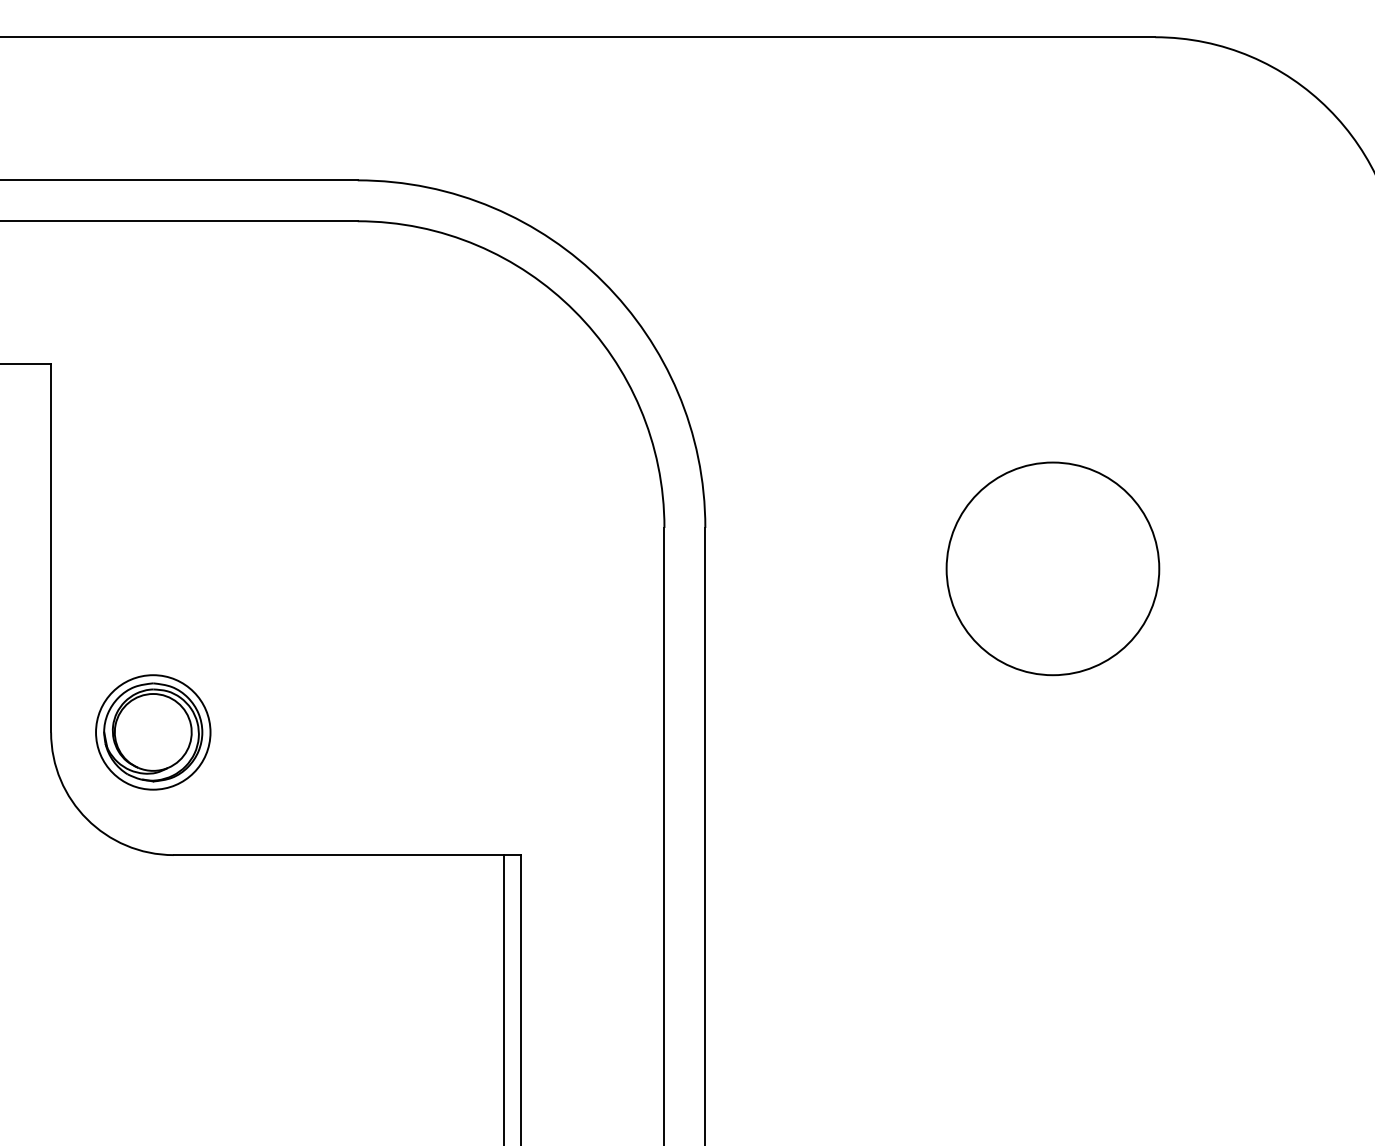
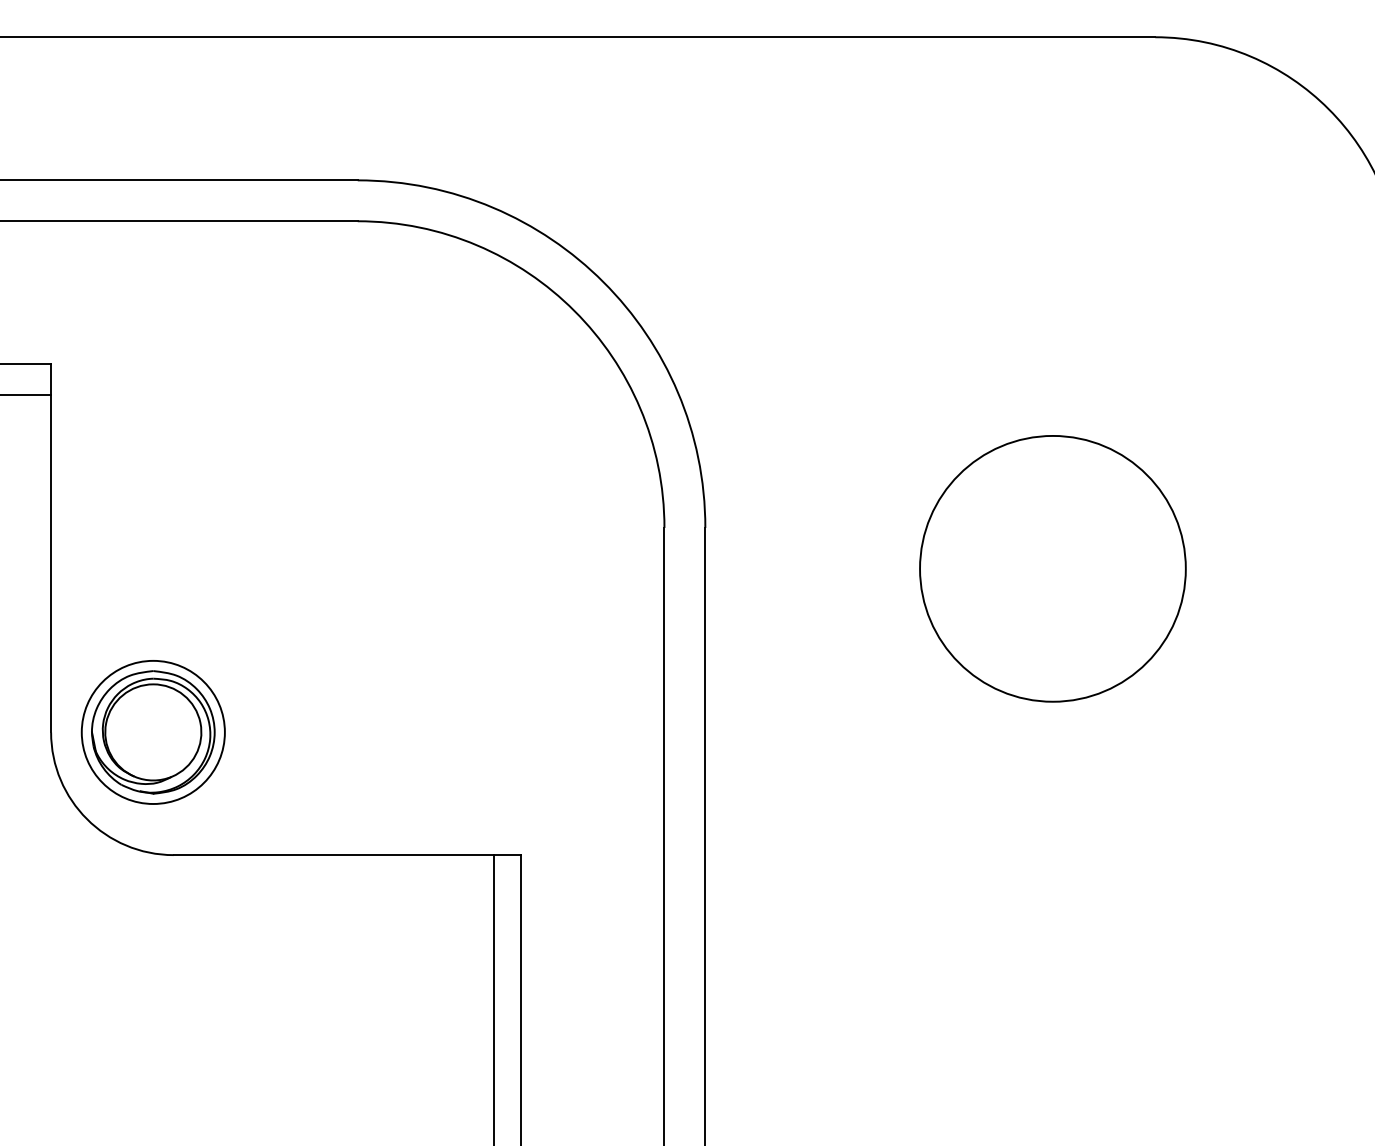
line: none -> present (26, 394)
circle size: 216x216 px -> 268x268 px (1052, 568)
part size: 117x117 px -> 146x145 px (152, 732)
line position: (504, 998) -> (494, 998) (494, 998)
